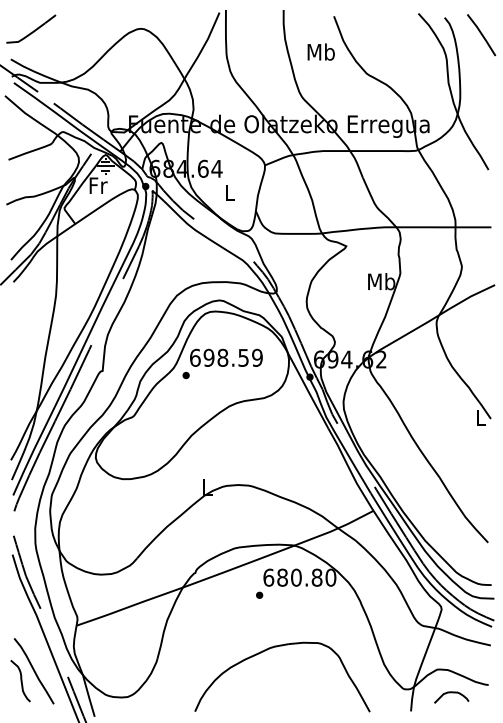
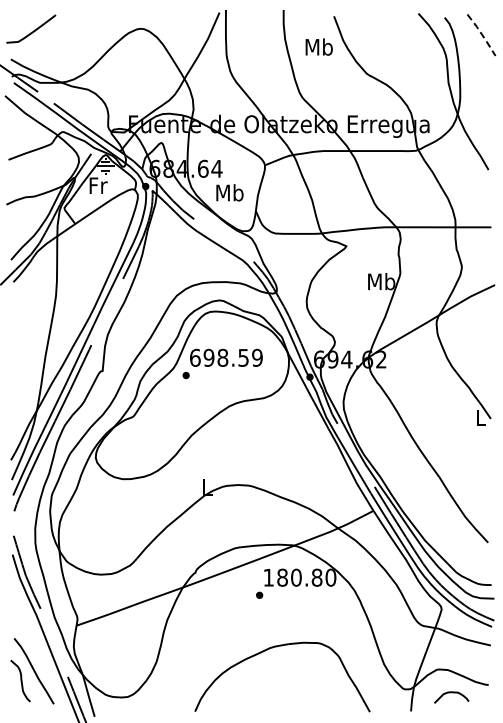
line: solid -> dashed (482, 35)
text position: (320, 51) -> (318, 46) (318, 46)
text: L -> Mb (229, 192)
text: 680.80 -> 180.80 (268, 577)
